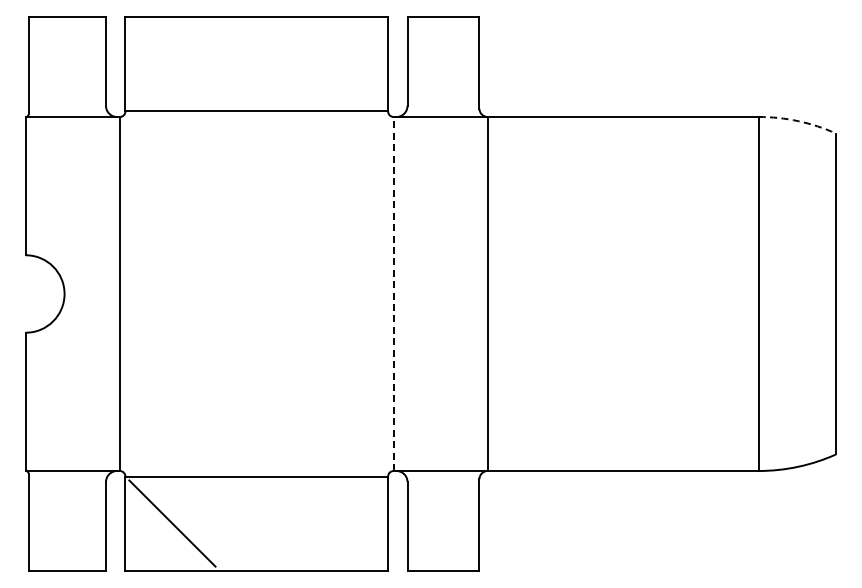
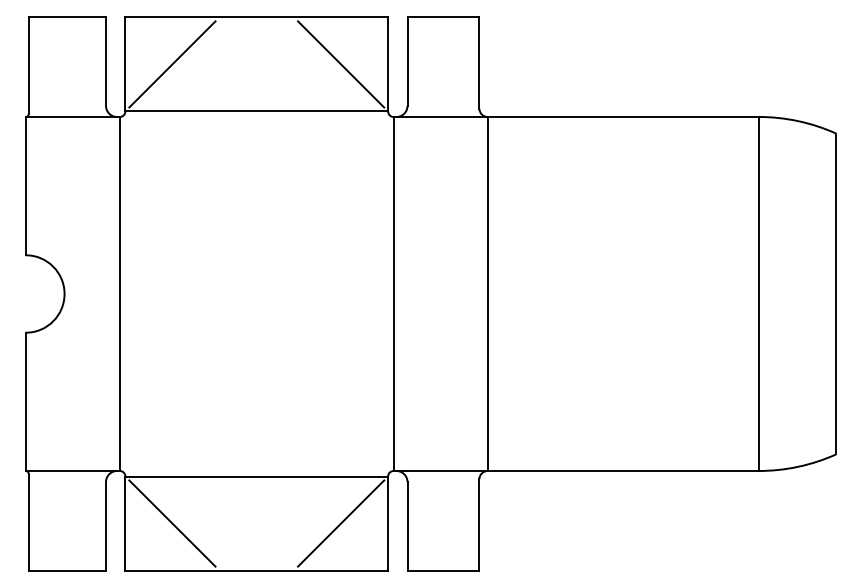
line: none -> present (172, 64)
line: none -> present (341, 64)
arc: dashed -> solid (798, 121)
line: dashed -> solid (393, 294)
line: none -> present (341, 523)
